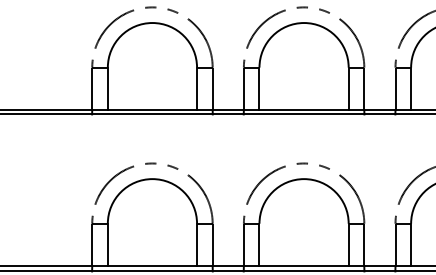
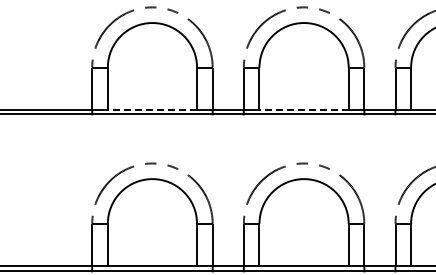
line: solid -> dashed (152, 109)
line: solid -> dashed (304, 109)
